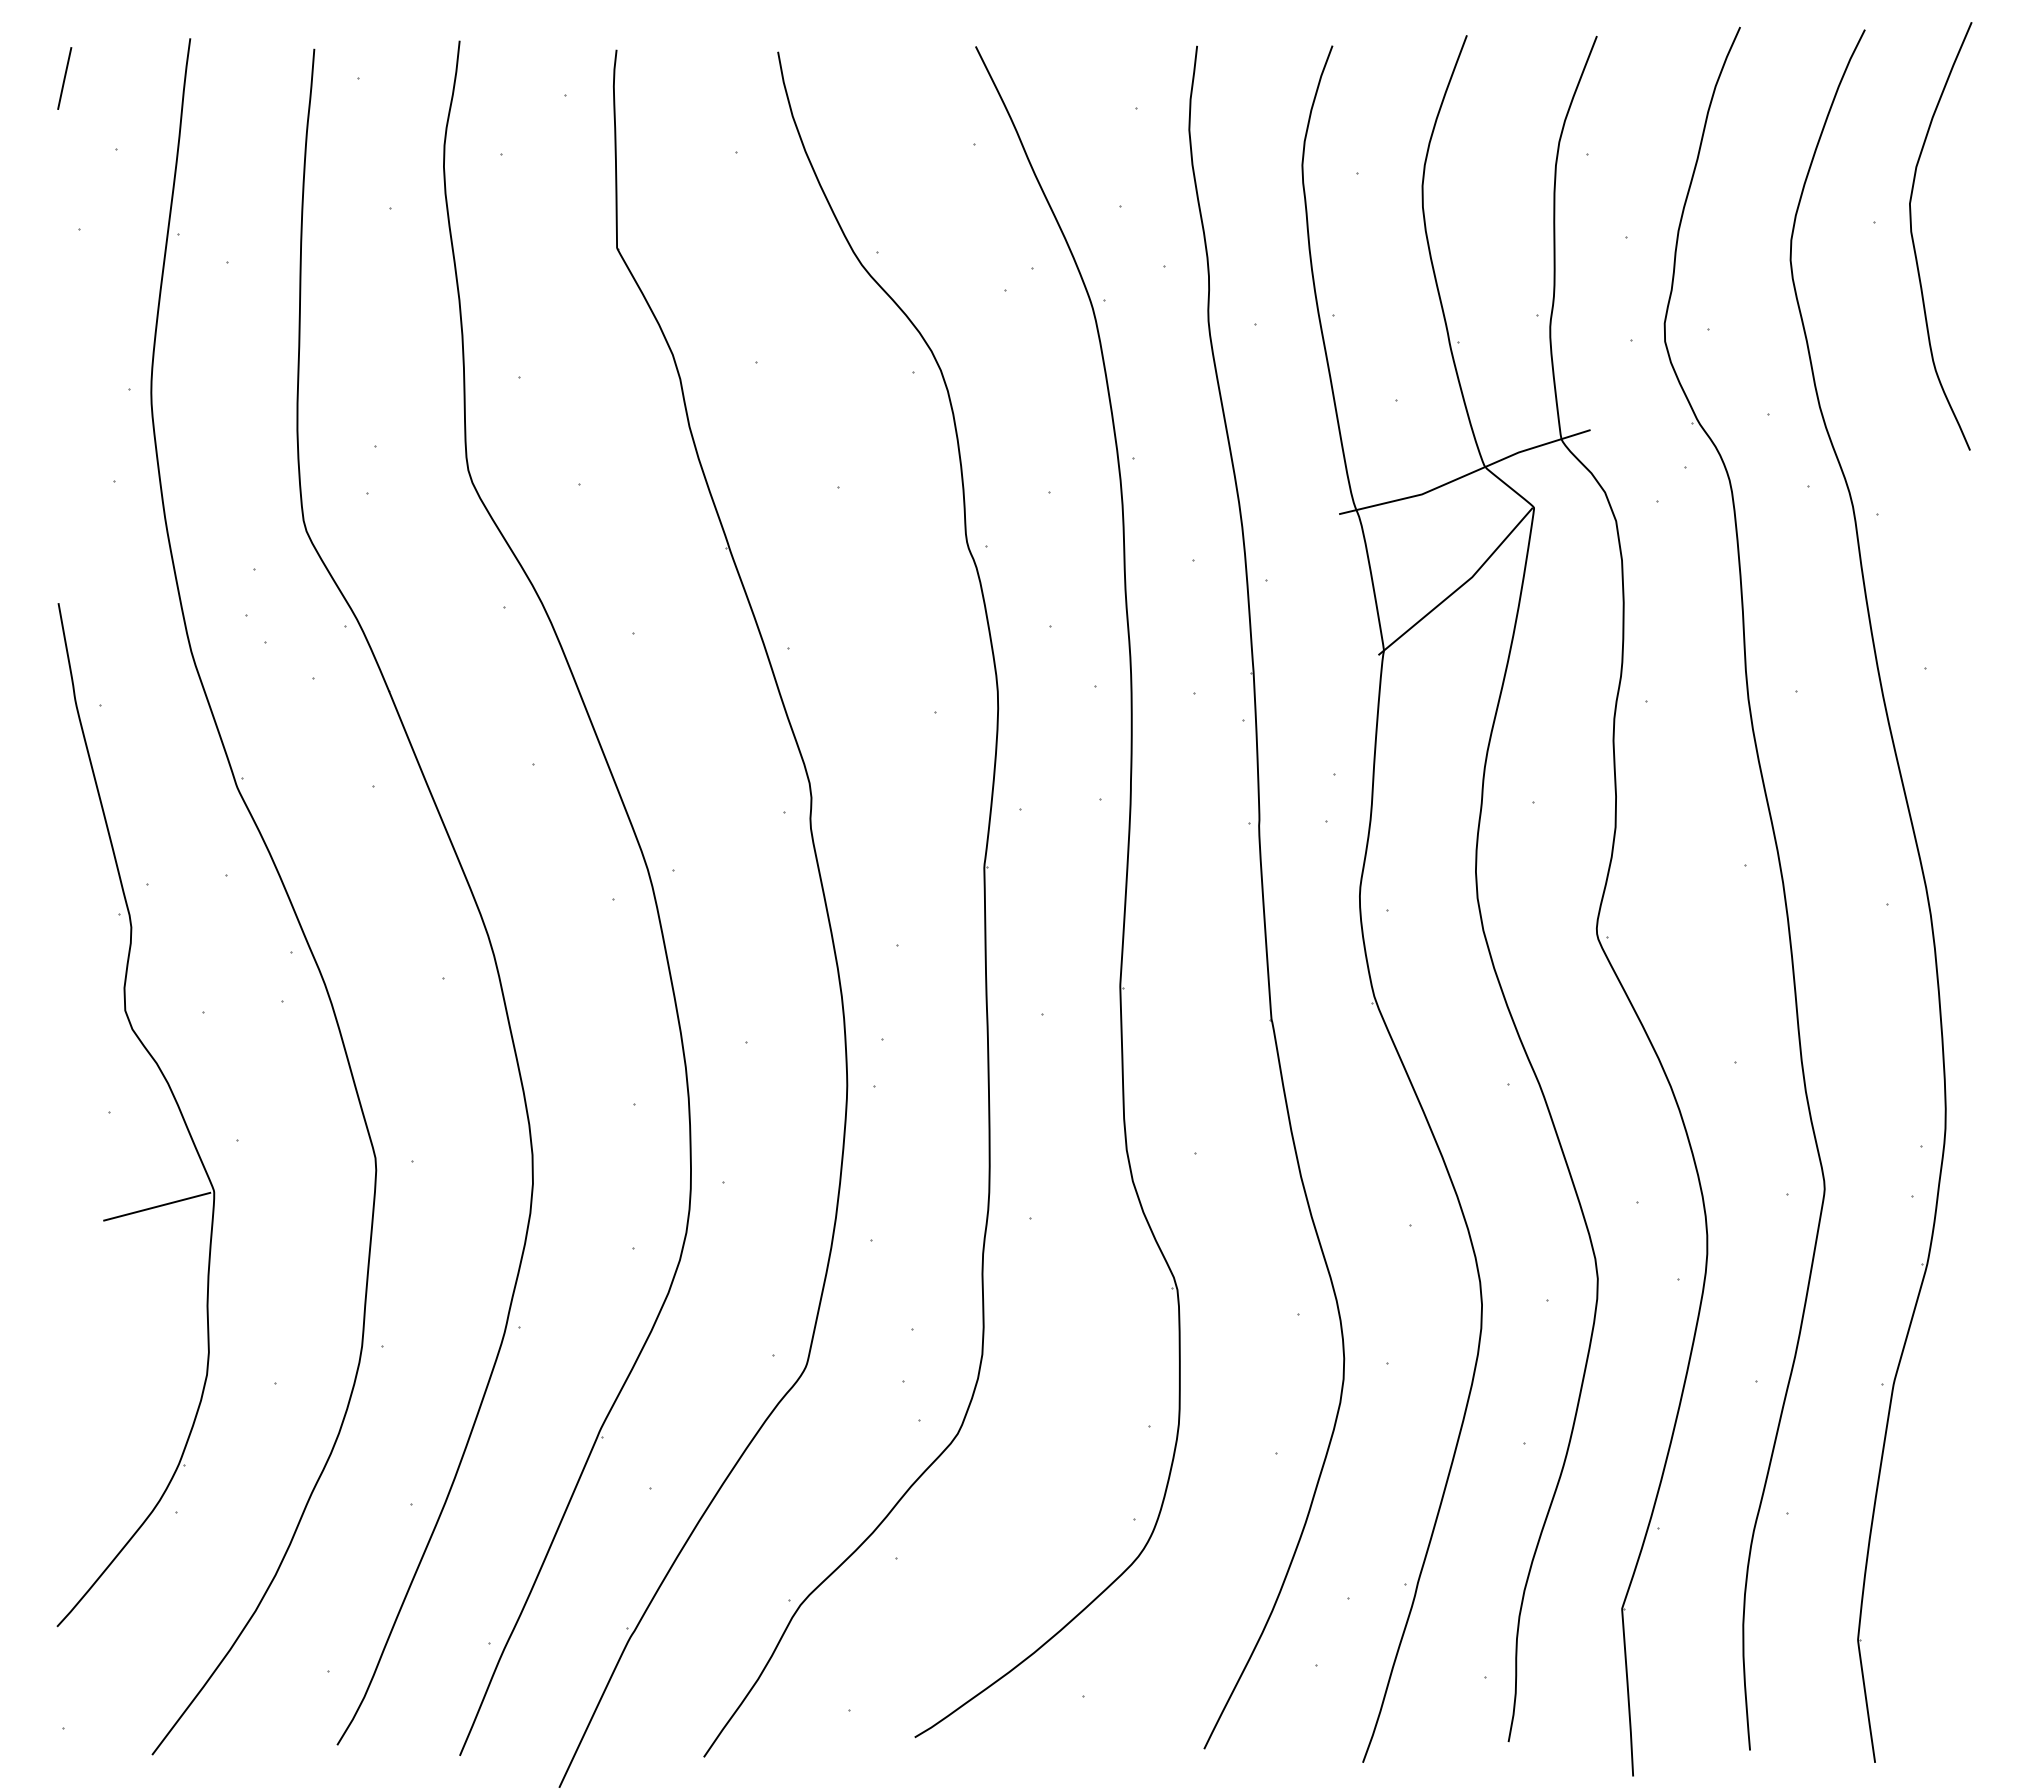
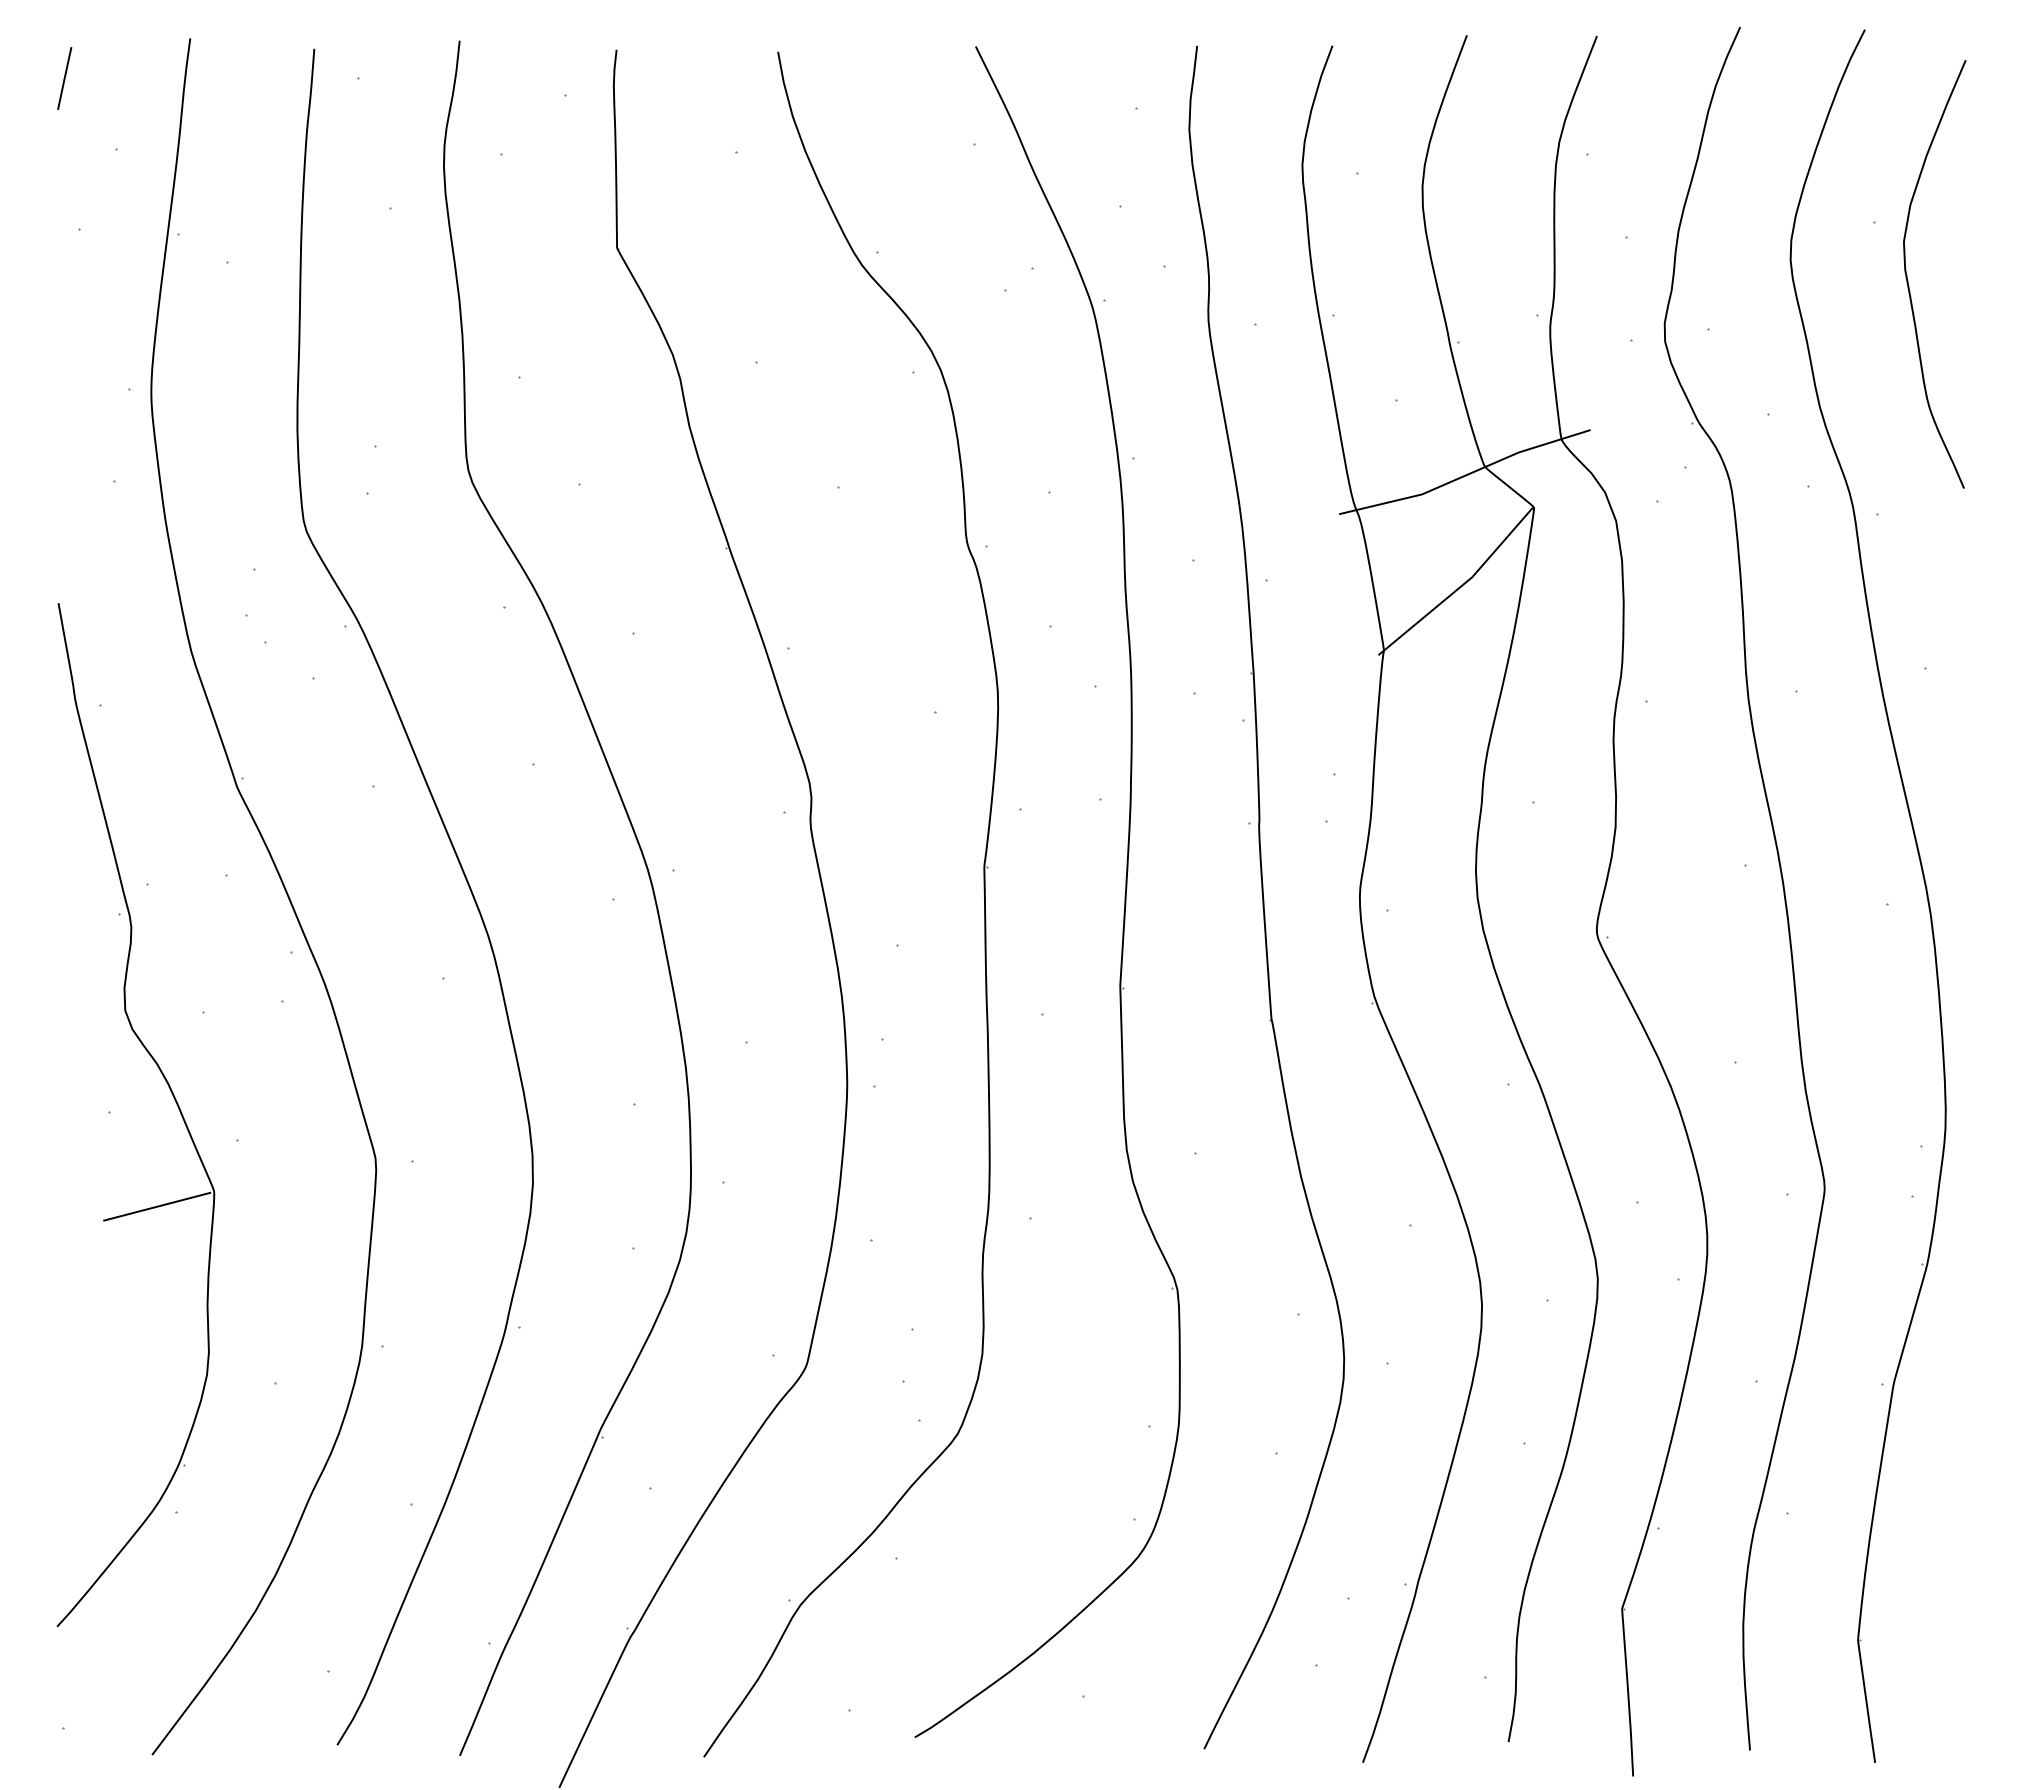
curve position: (1914, 242) -> (1908, 280) (1908, 280)
